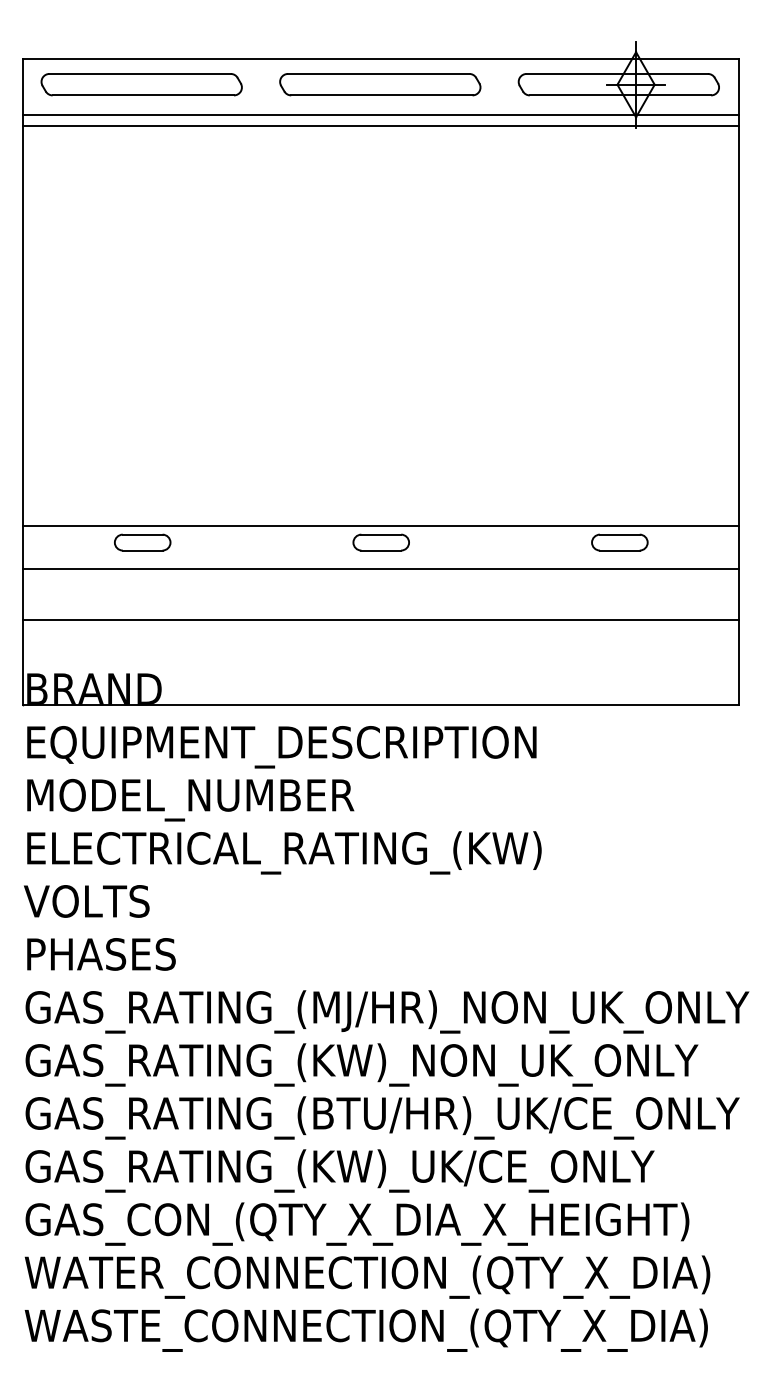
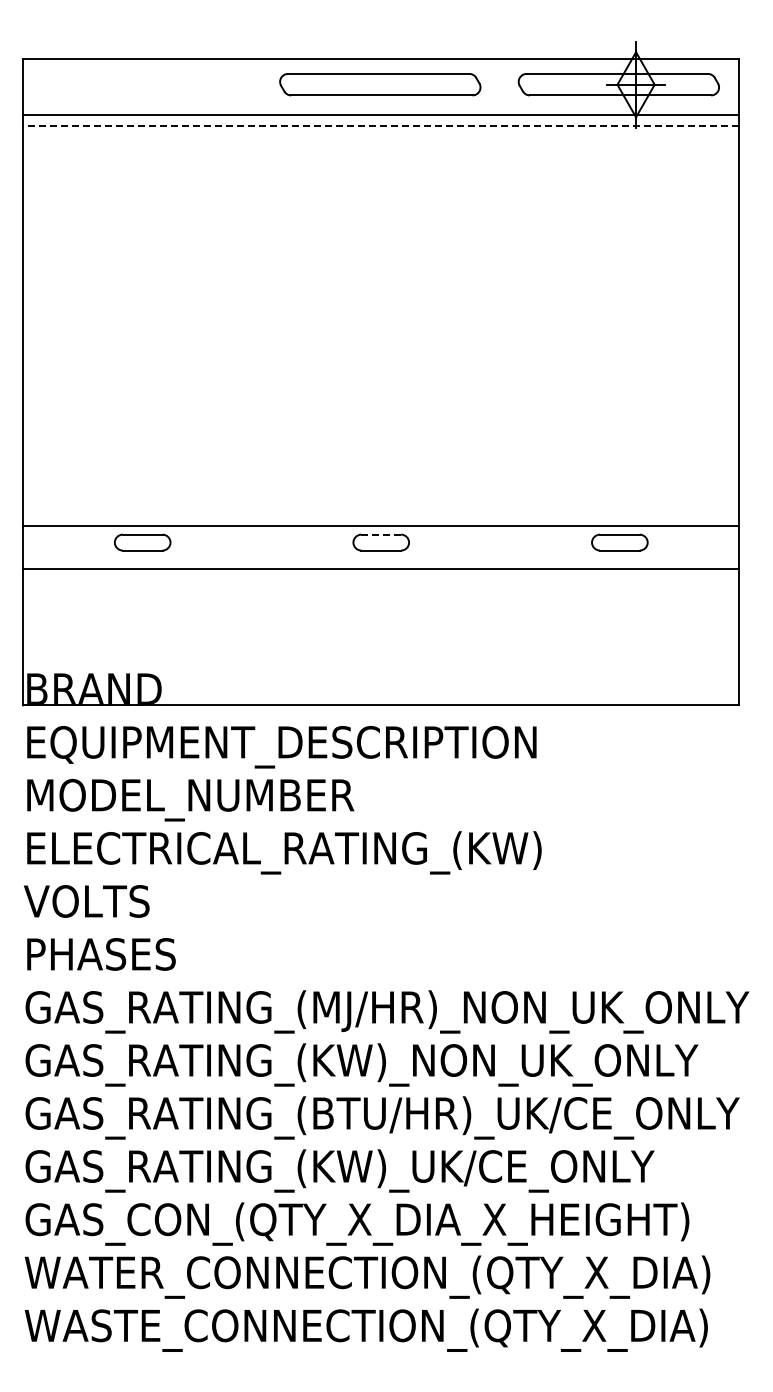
part: present -> none (141, 84)
line: solid -> dashed (381, 125)
line: solid -> dashed (381, 534)
line: present -> none (381, 620)
